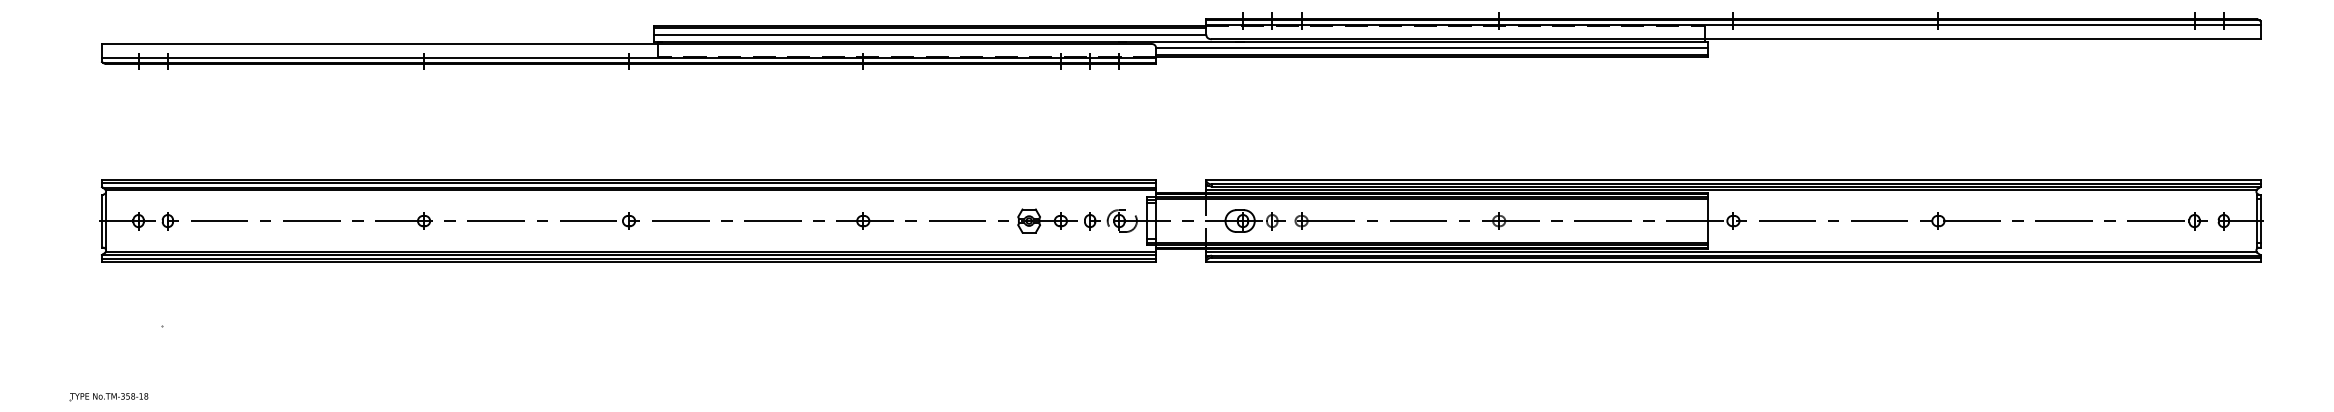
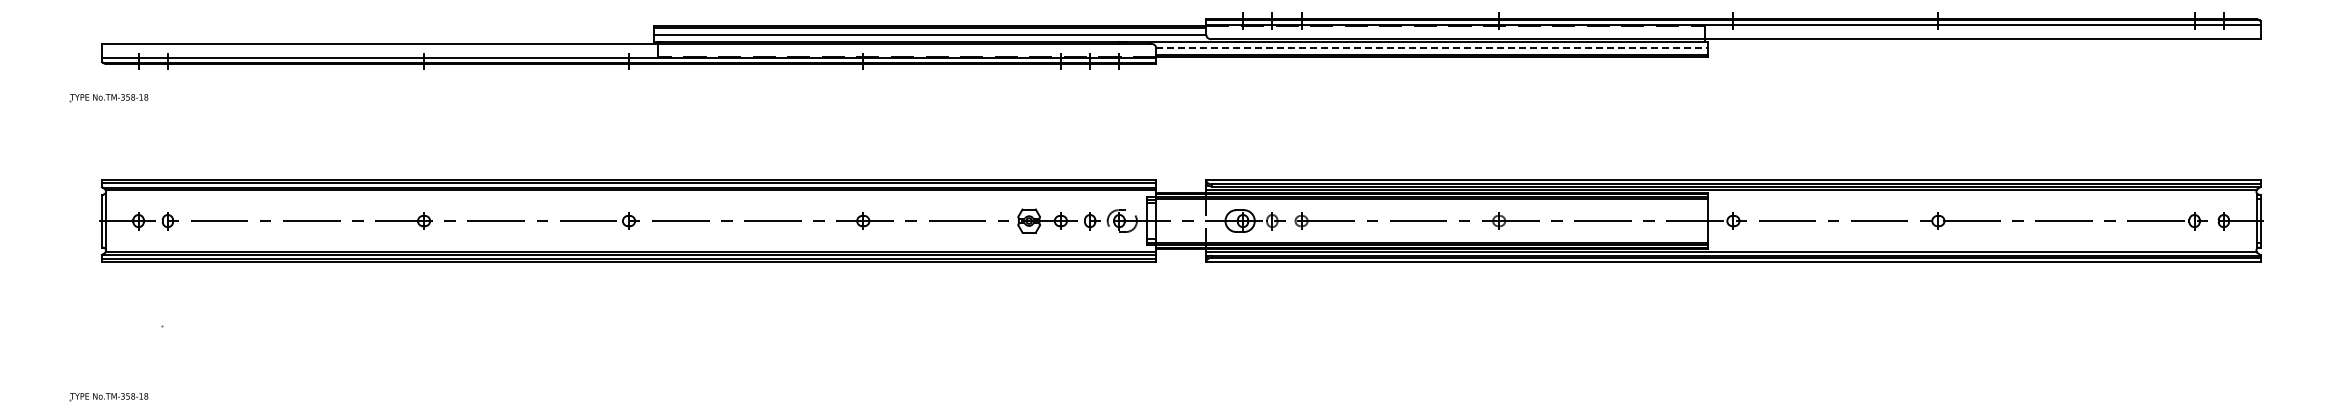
line: solid -> dashed (1432, 48)
part: none -> present (108, 98)
